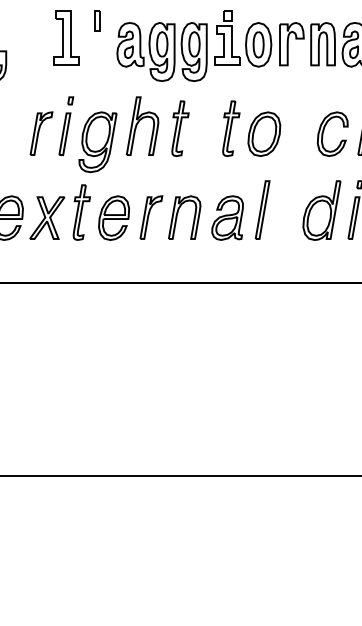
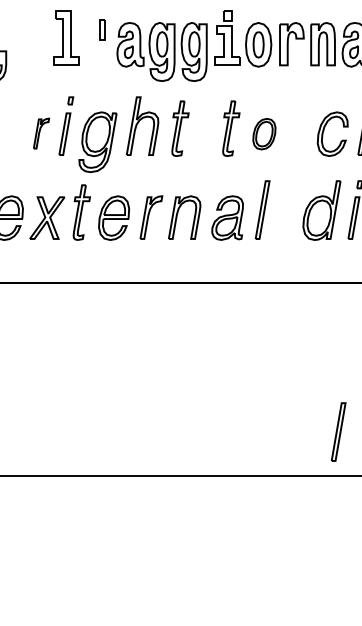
part position: (97, 20) -> (102, 29) (102, 29)
part size: 25x45 px -> 18x33 px (41, 133)
part size: 35x46 px -> 25x33 px (264, 134)
part: none -> present (338, 431)
